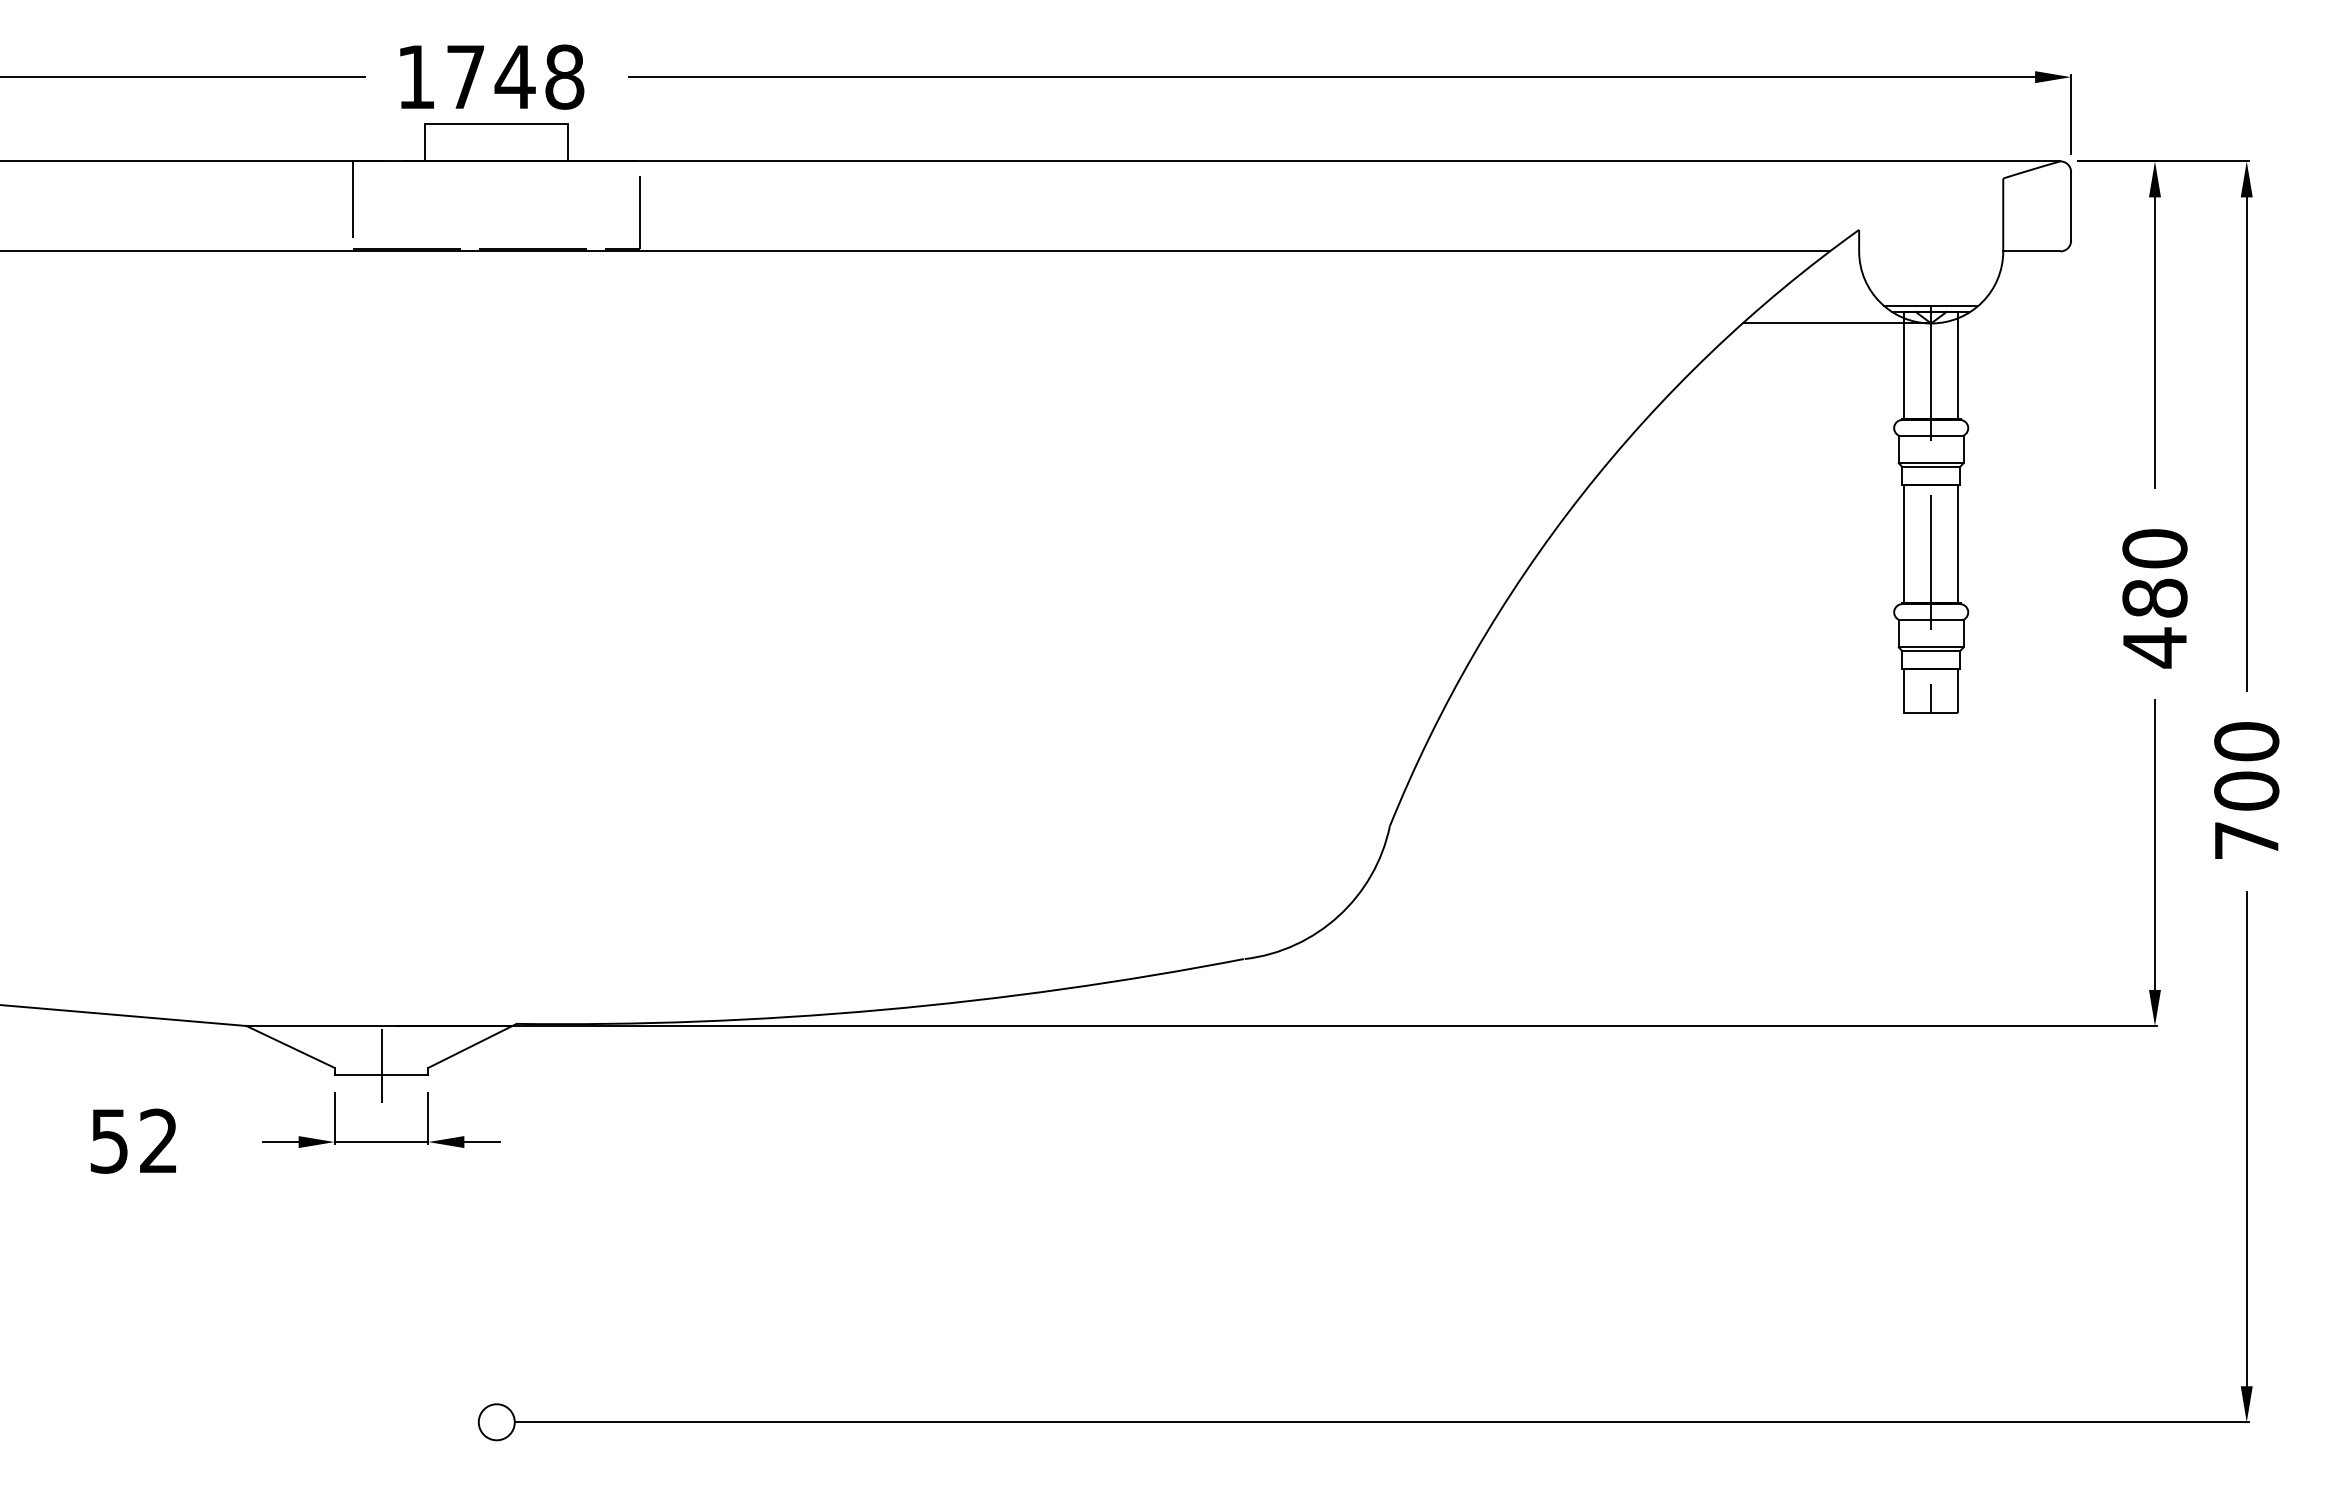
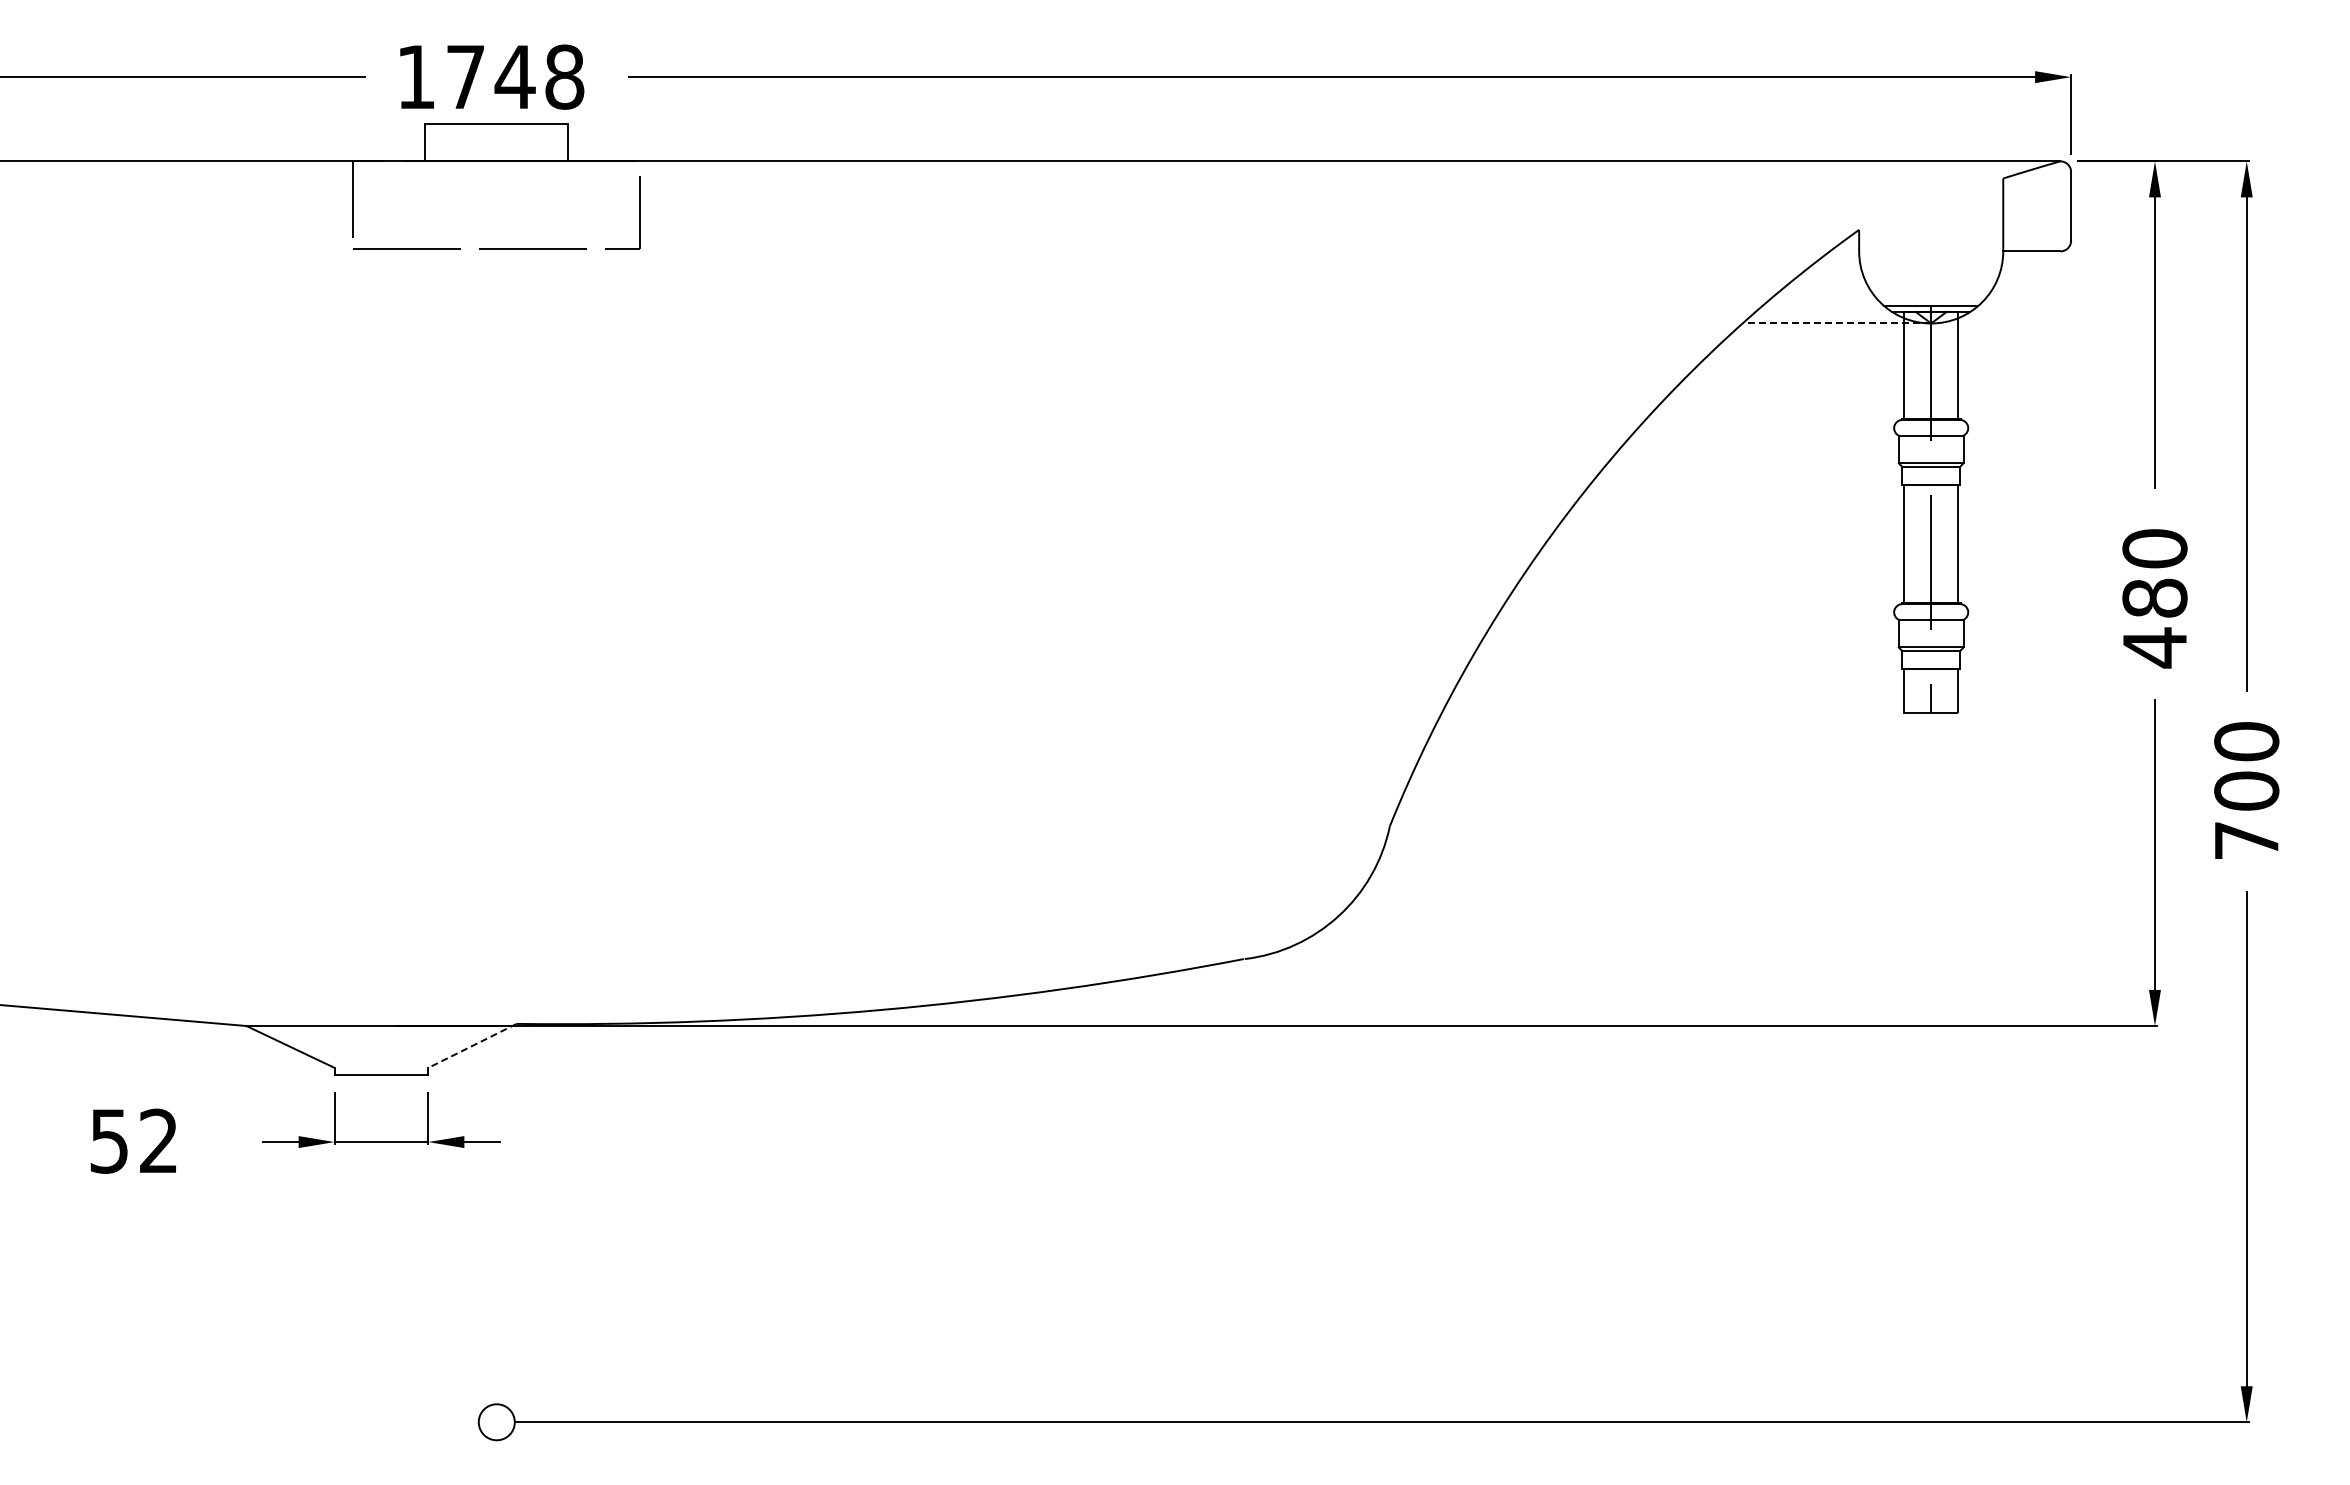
line: present -> none (915, 251)
line: solid -> dashed (1836, 323)
line: solid -> dashed (472, 1046)
line: present -> none (381, 1065)
